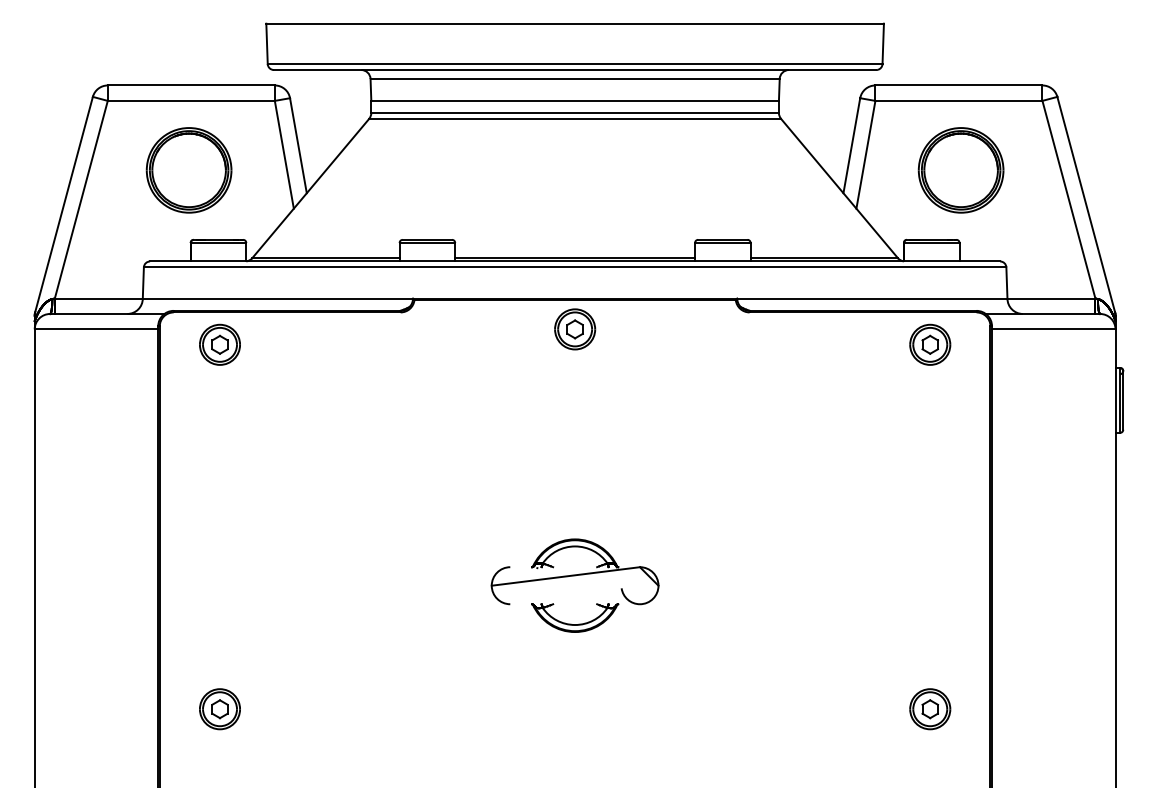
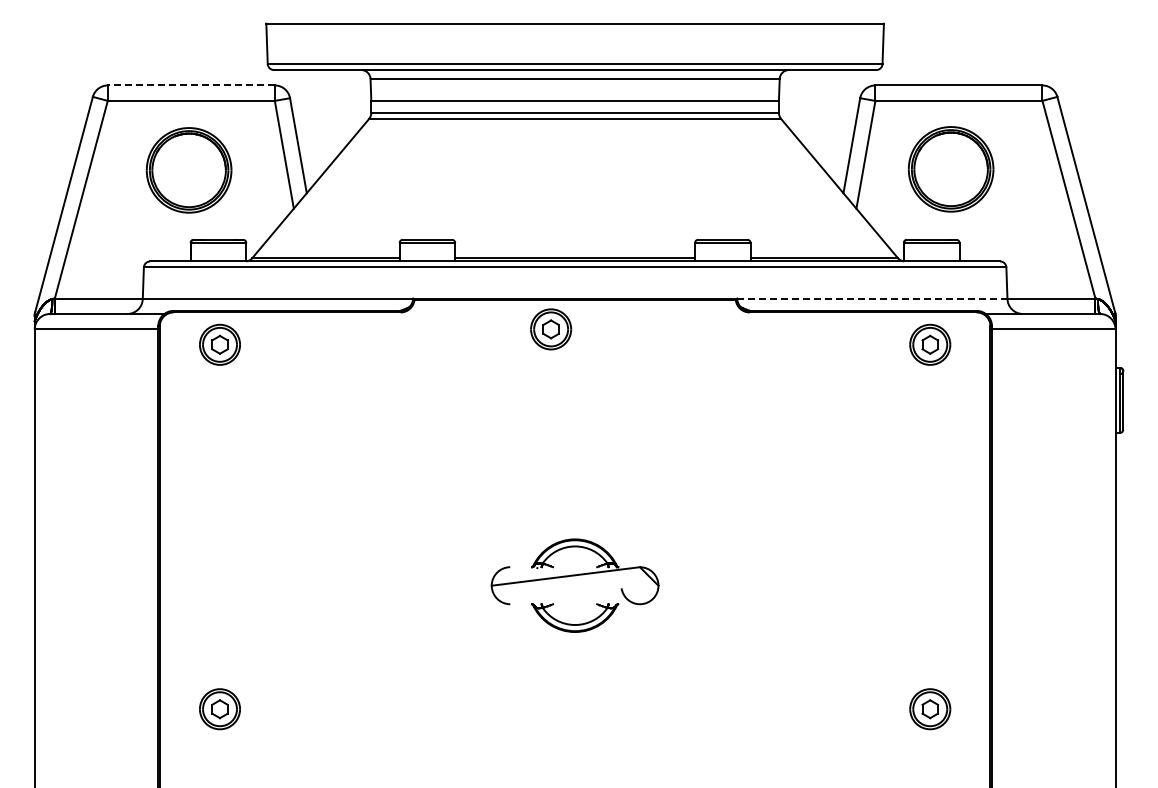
line: solid -> dashed (191, 85)
part position: (960, 170) -> (950, 169) (950, 169)
line: solid -> dashed (872, 298)
part position: (575, 329) -> (551, 329) (551, 329)
